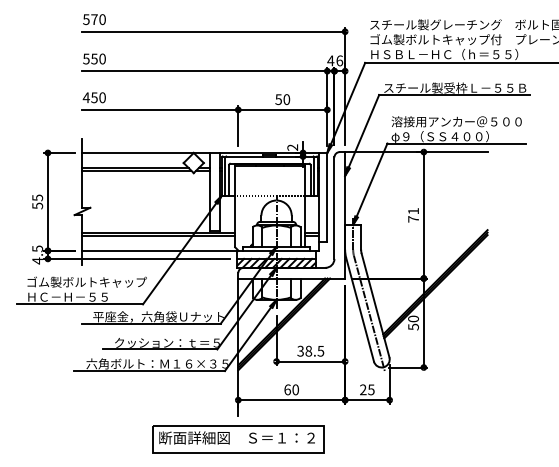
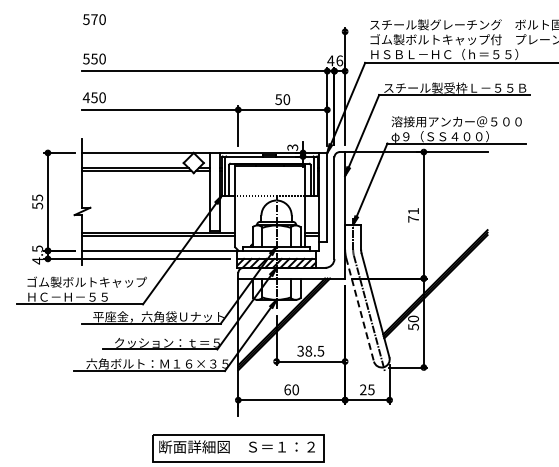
line: present -> none (213, 31)
text: 2 -> 3 (293, 147)
line: solid -> dashed (360, 309)
part position: (238, 439) -> (238, 448) (238, 448)
